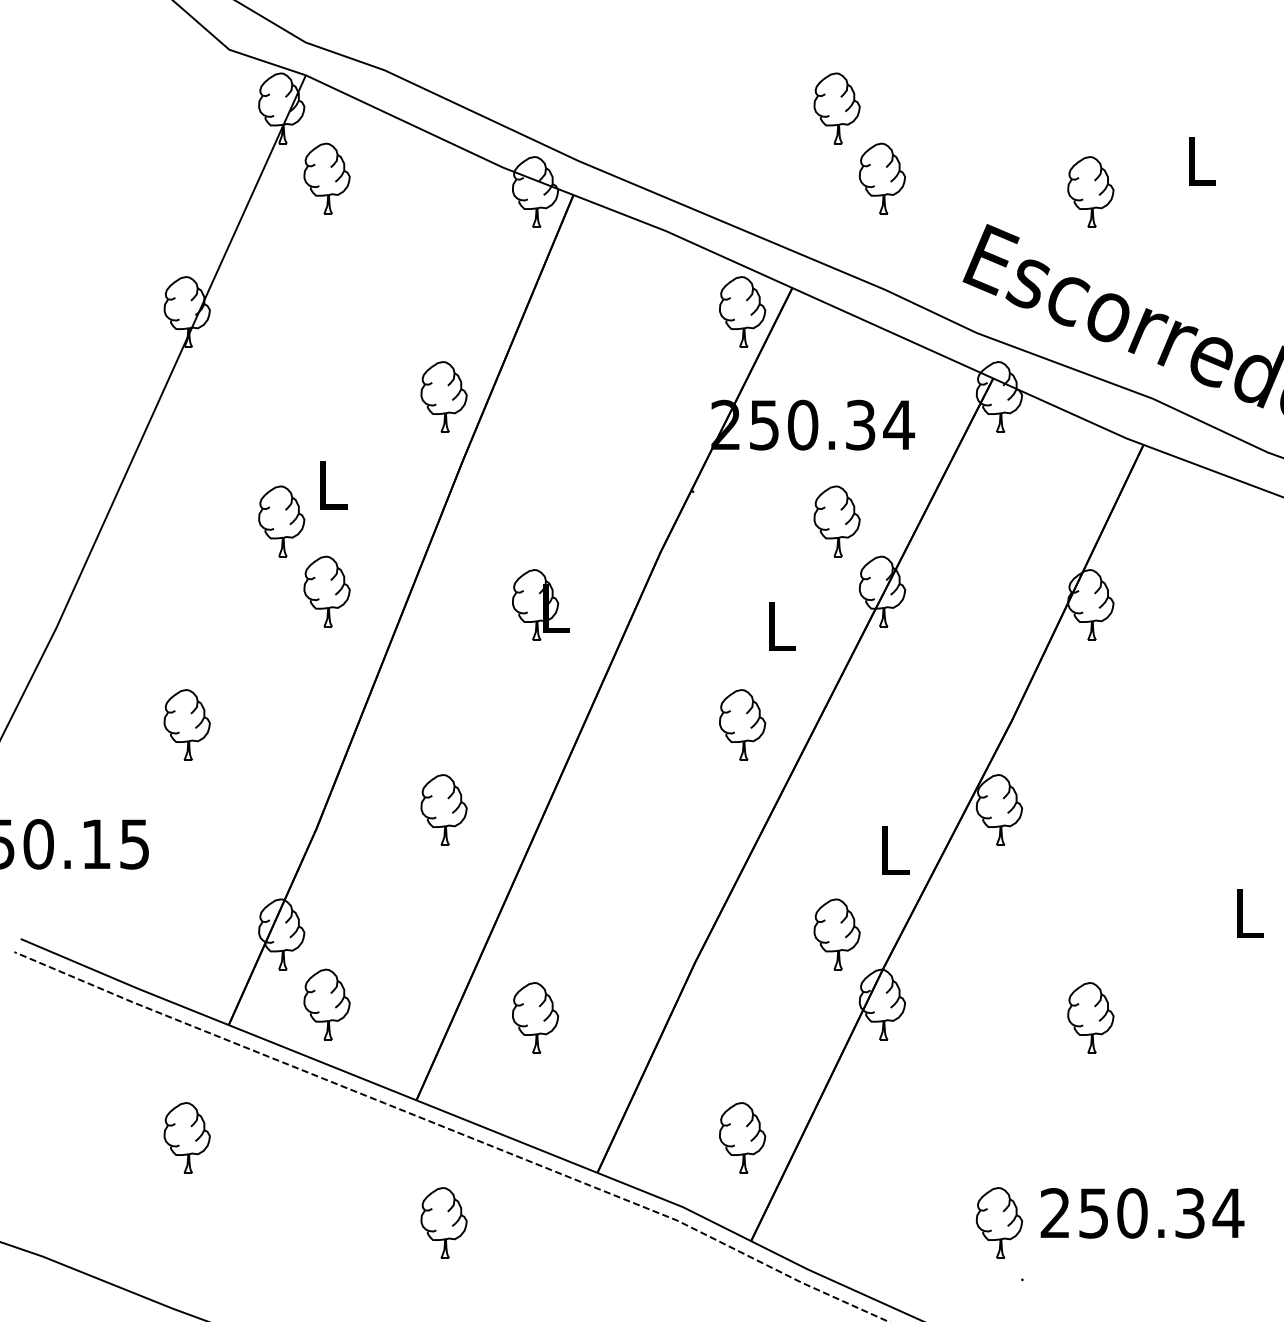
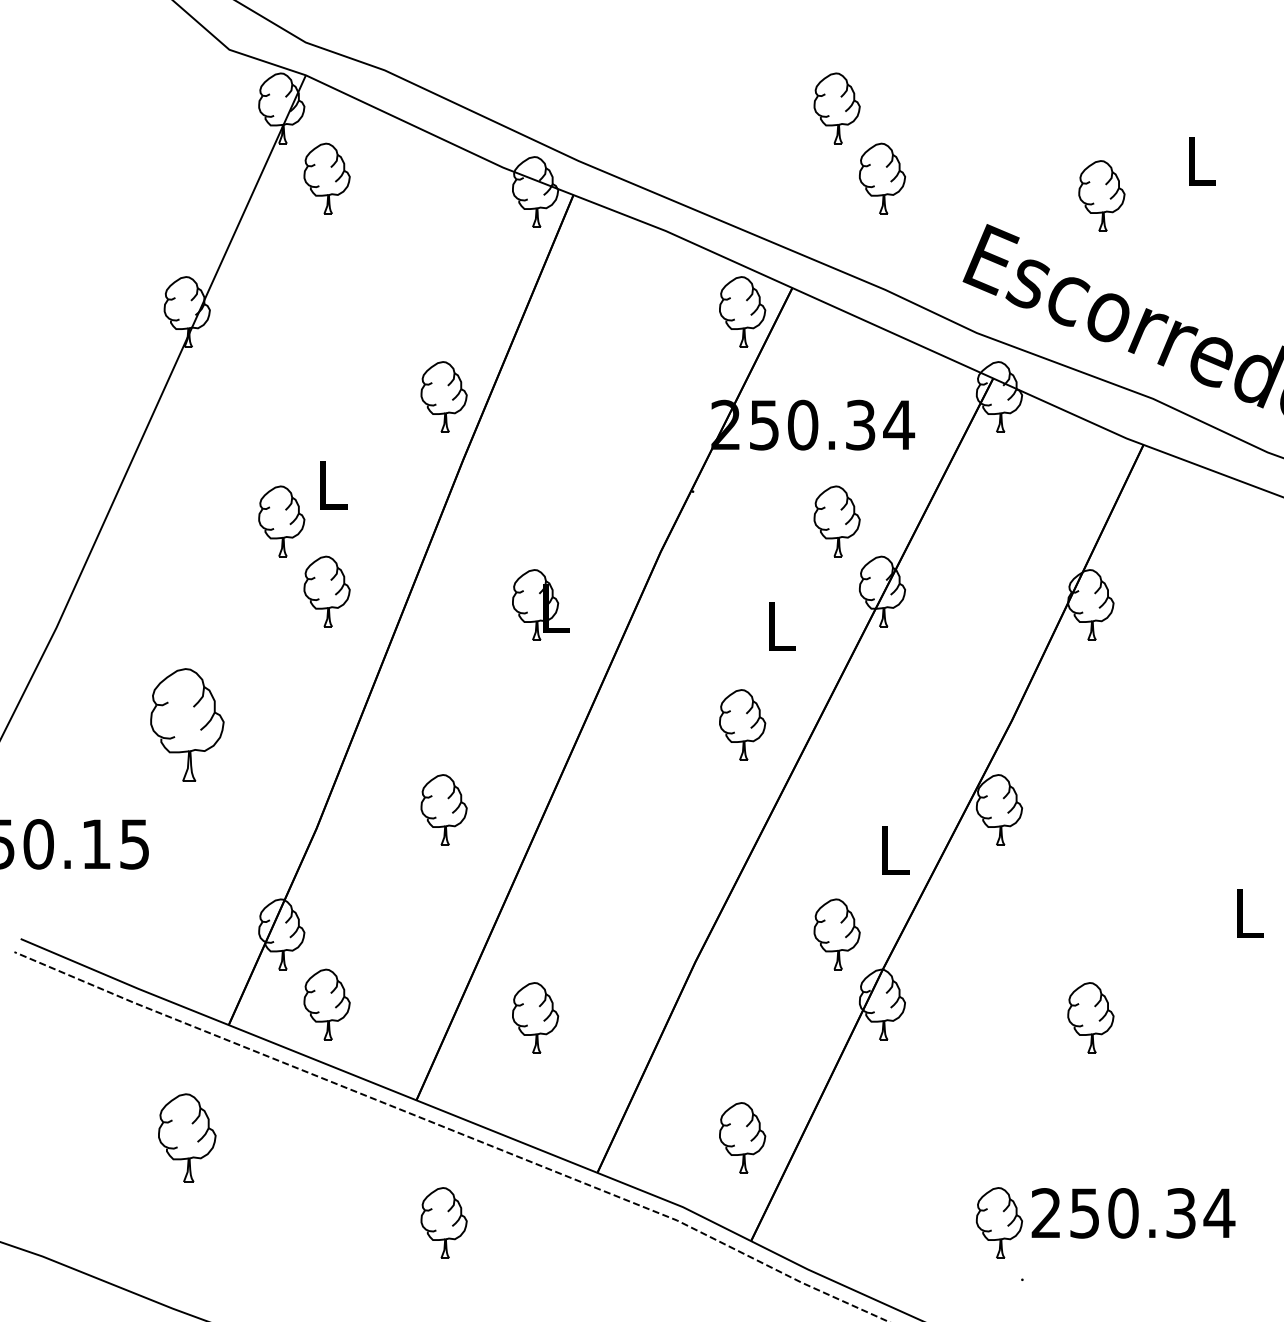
part position: (1090, 191) -> (1101, 195) (1101, 195)
part size: 48x72 px -> 75x114 px (187, 724)
part size: 48x72 px -> 59x90 px (187, 1137)
text position: (1142, 1213) -> (1133, 1213) (1133, 1213)
